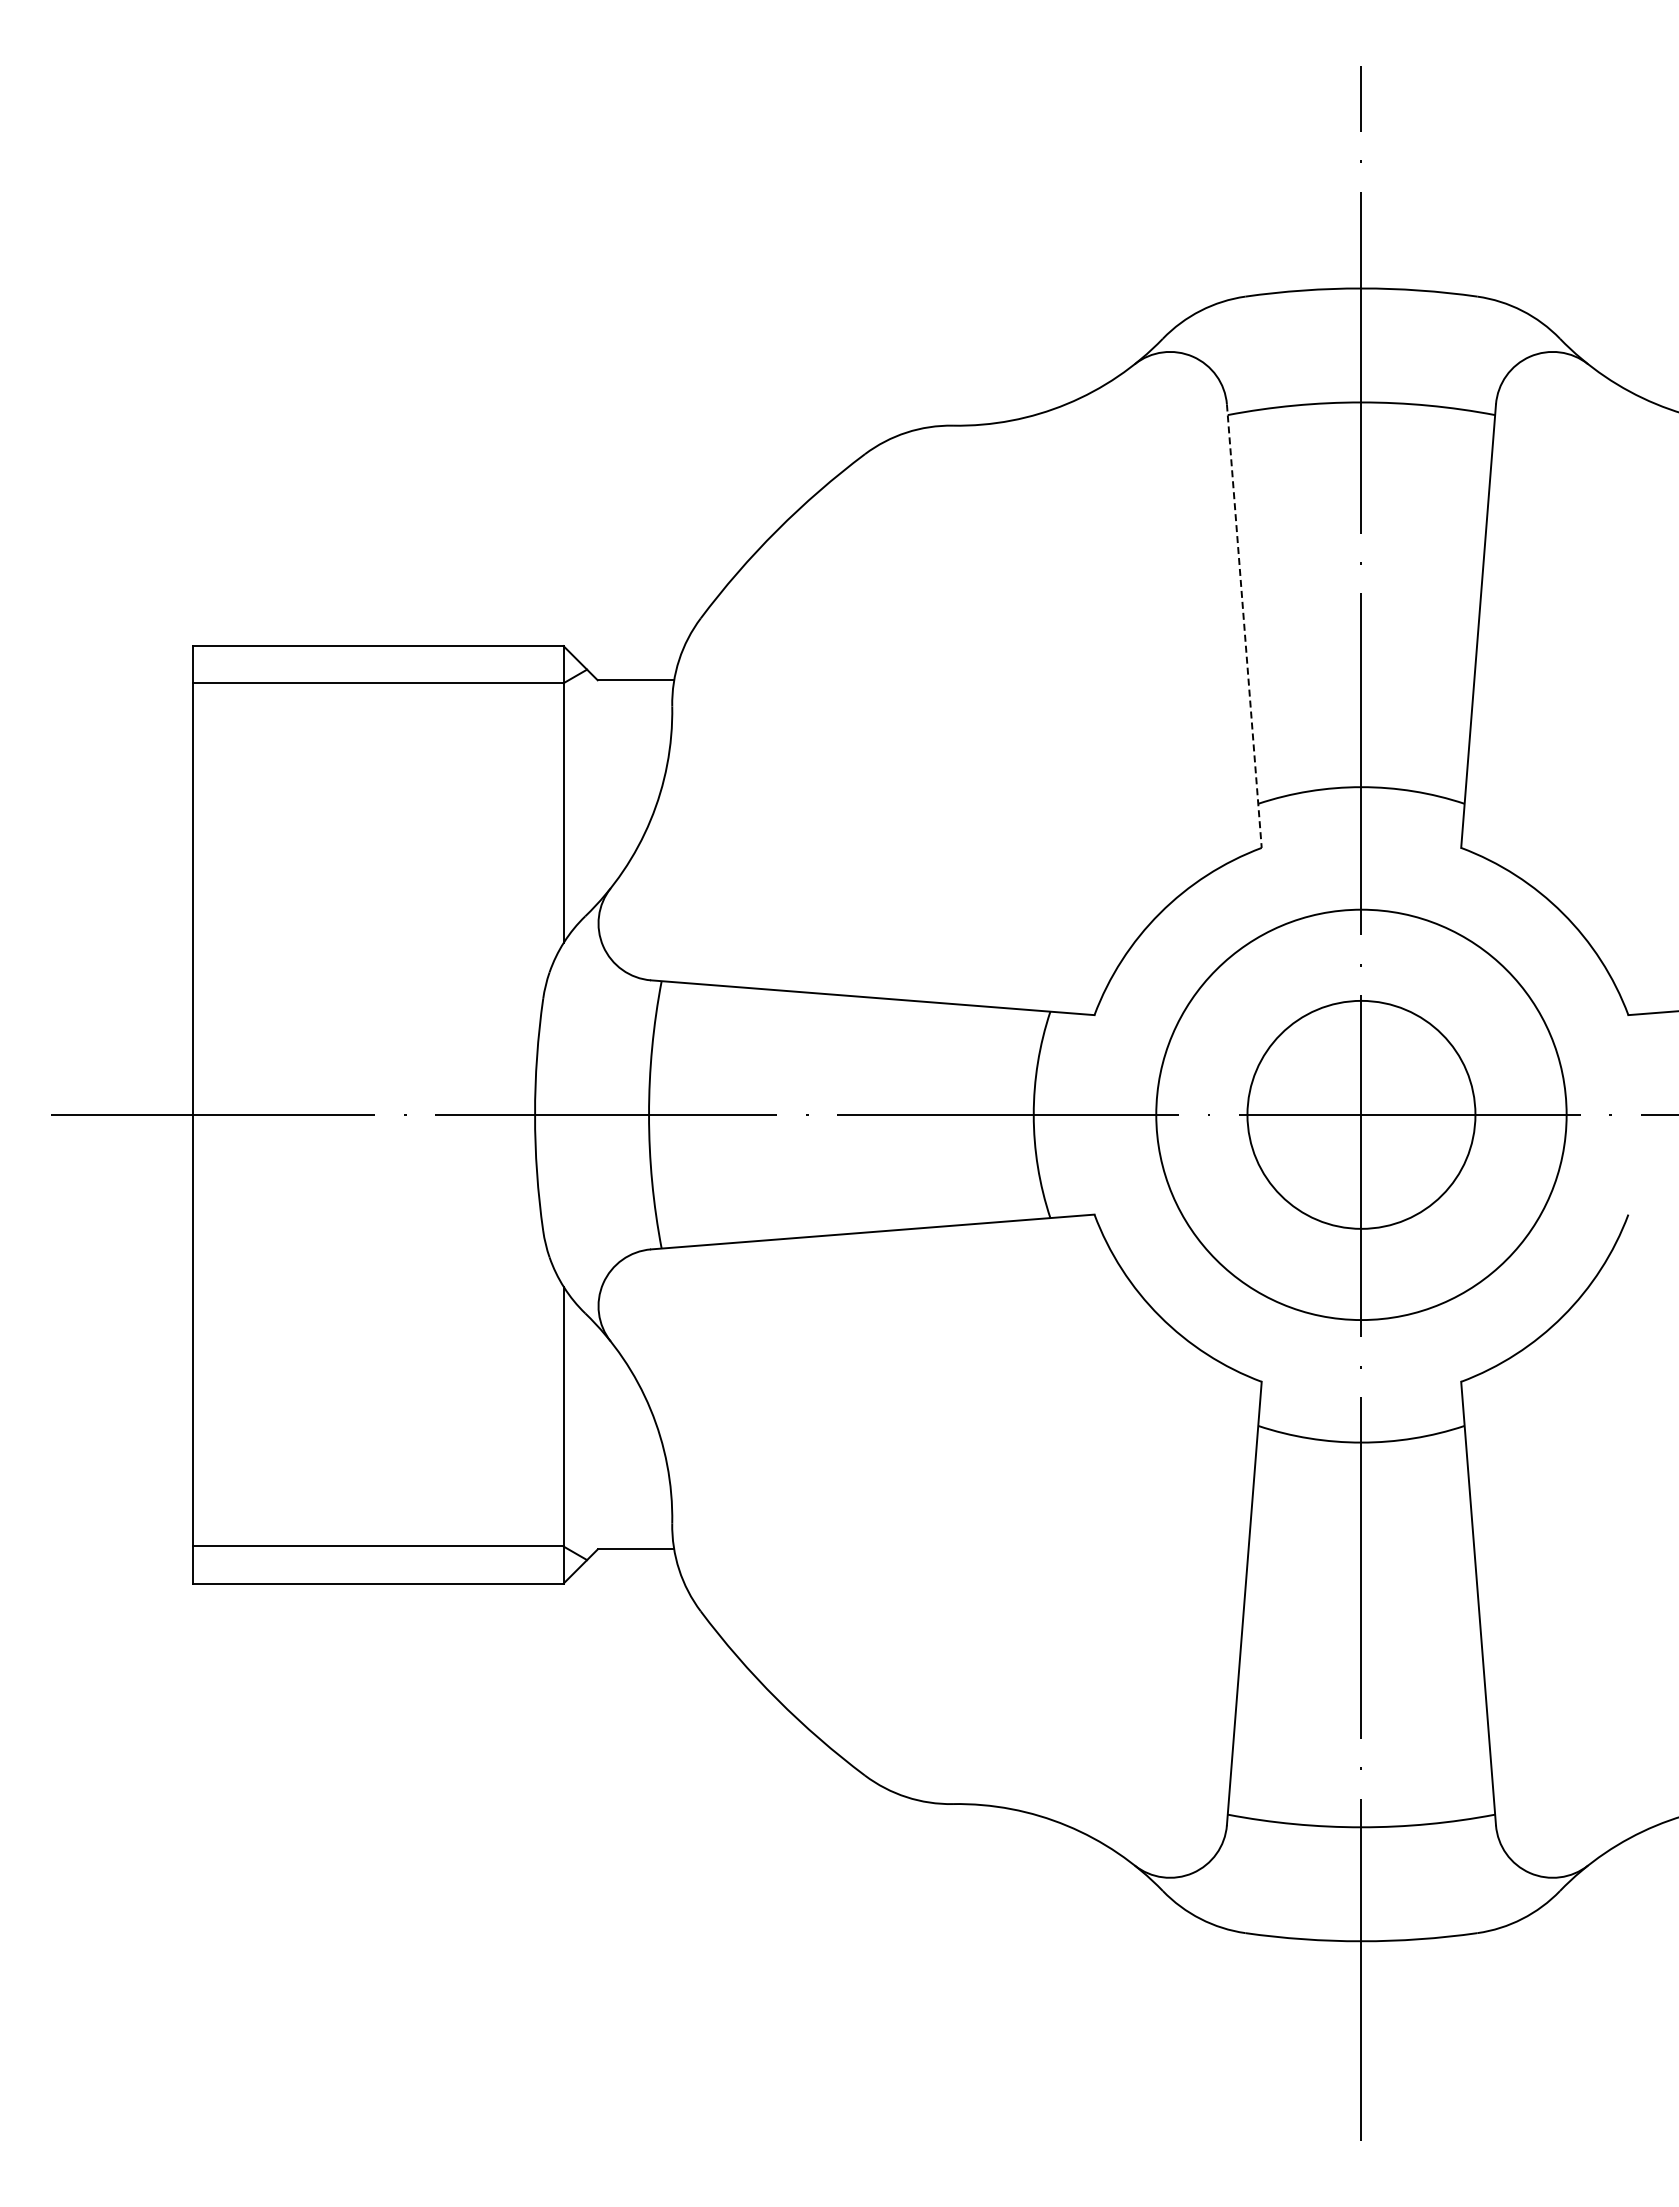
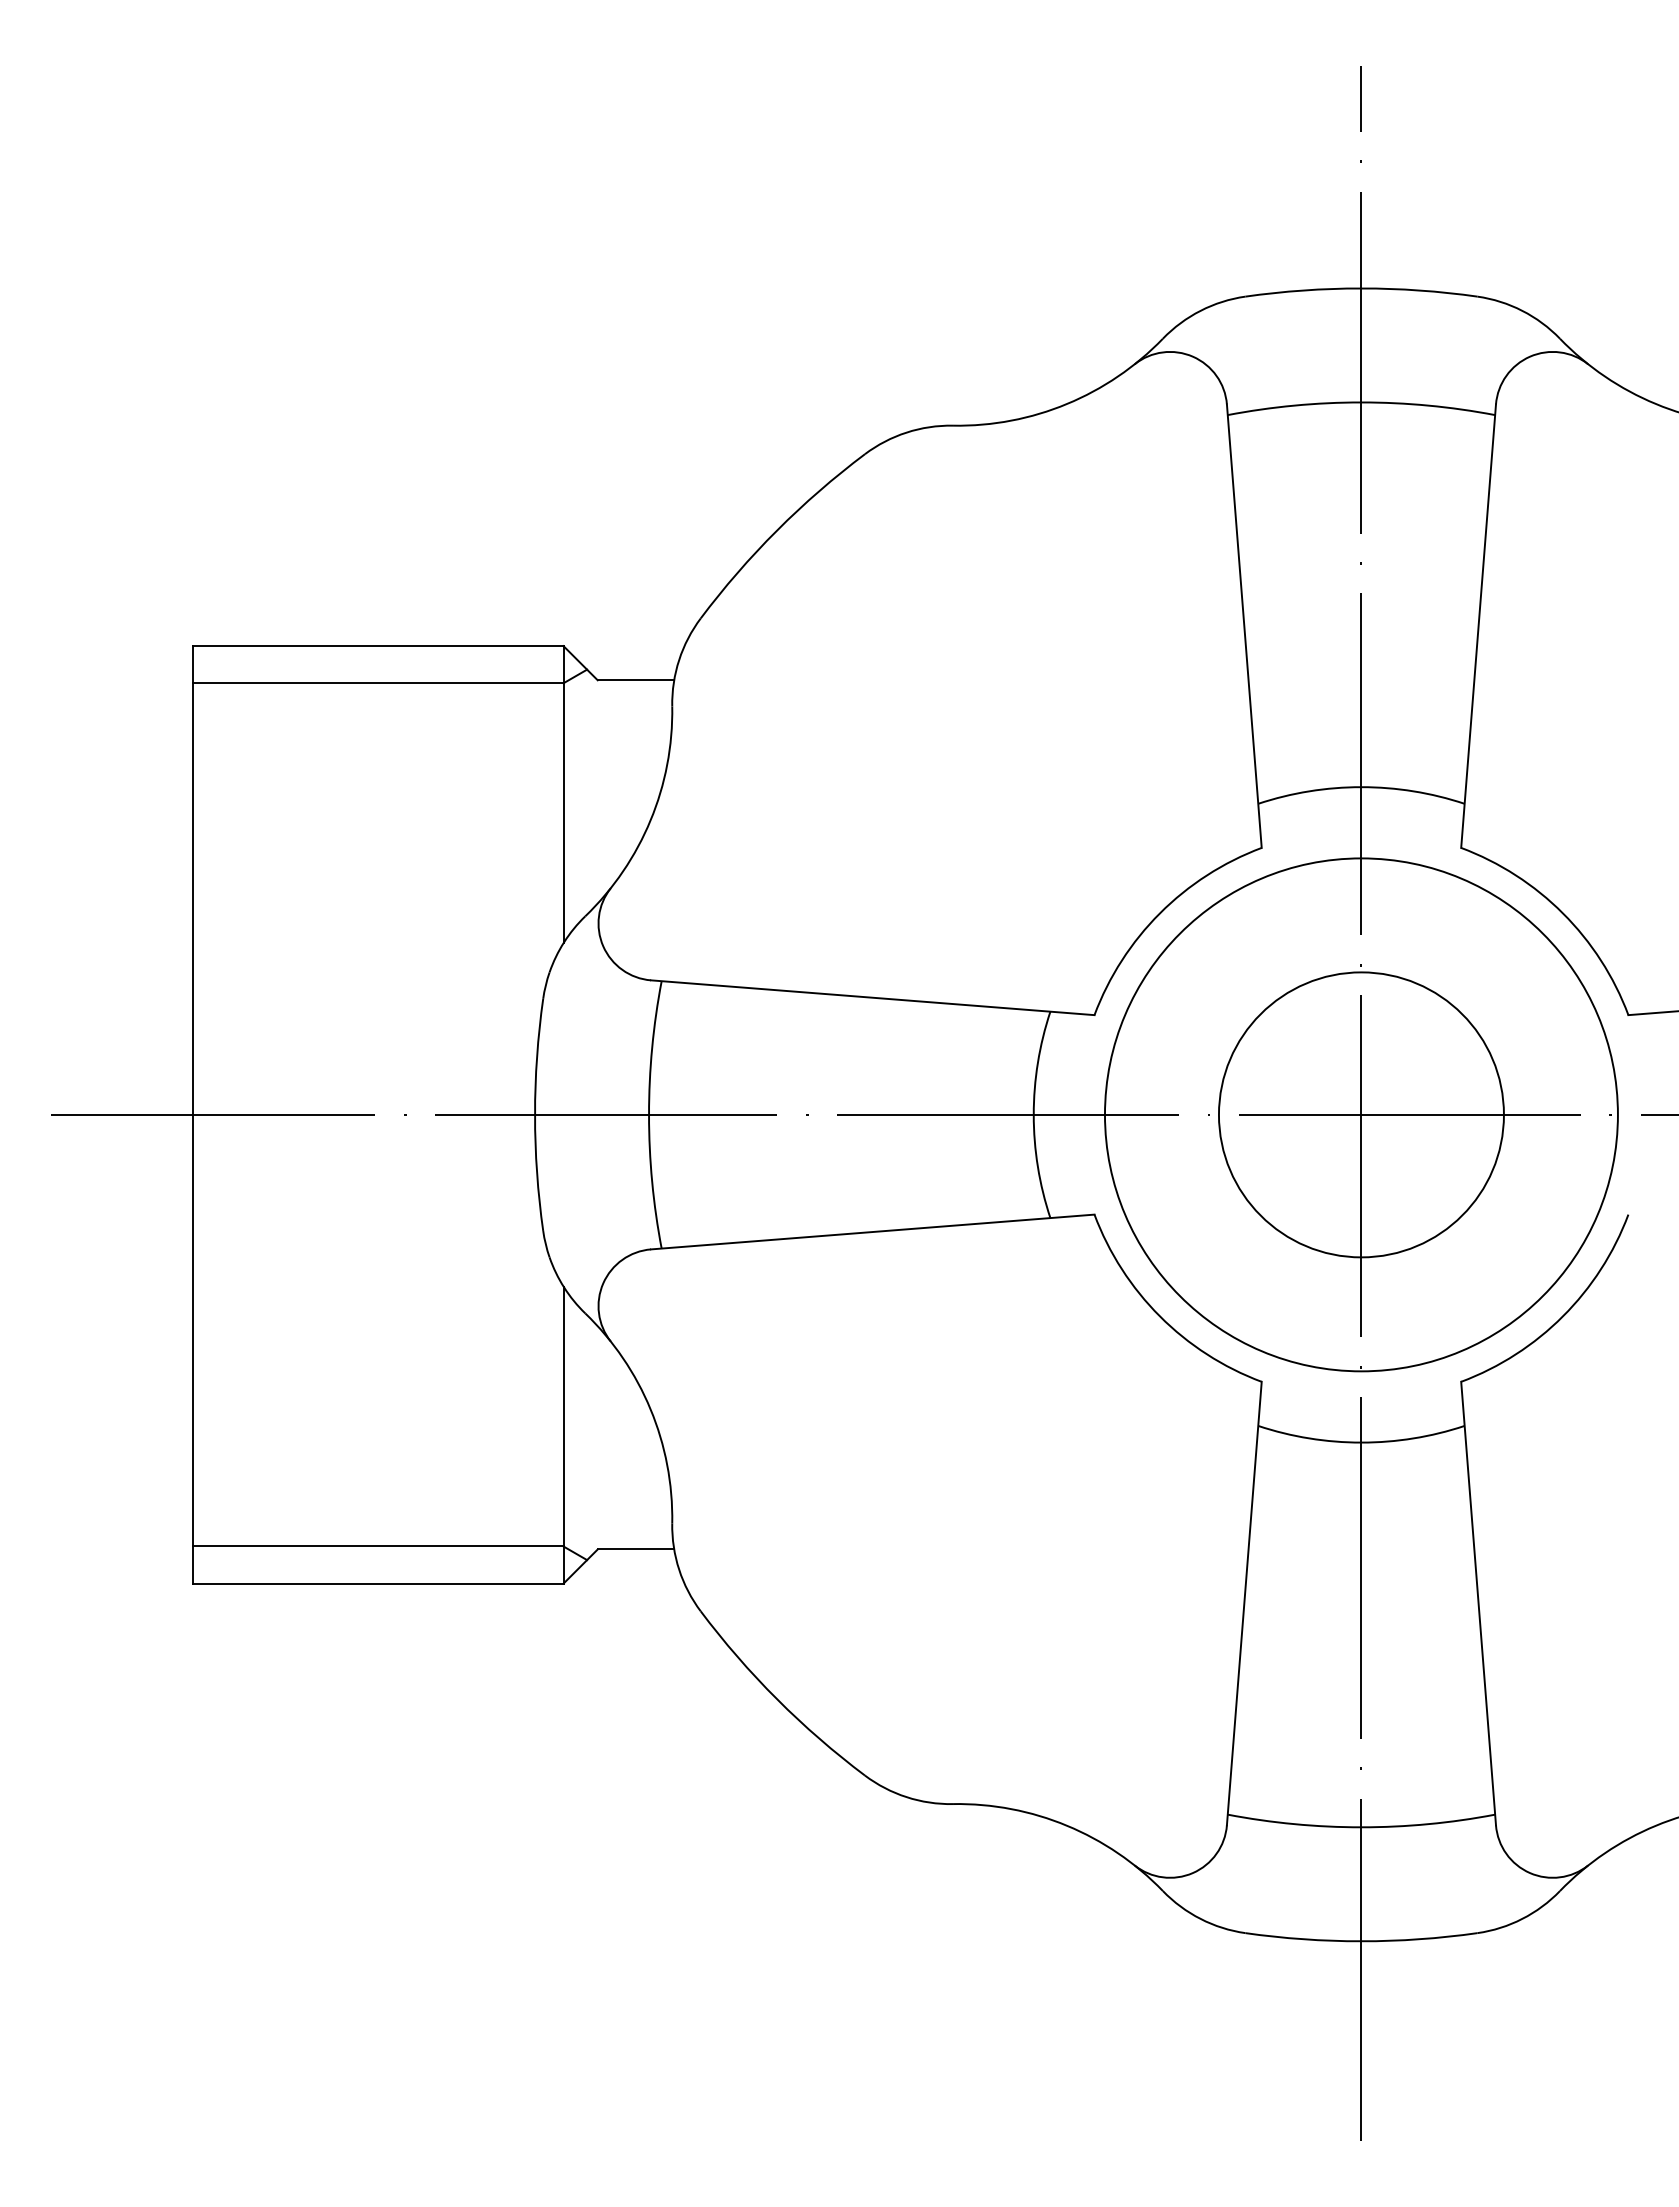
line: dashed -> solid (1244, 626)
circle diameter: 228 px -> 285 px (1360, 1114)
circle diameter: 410 px -> 513 px (1360, 1114)
